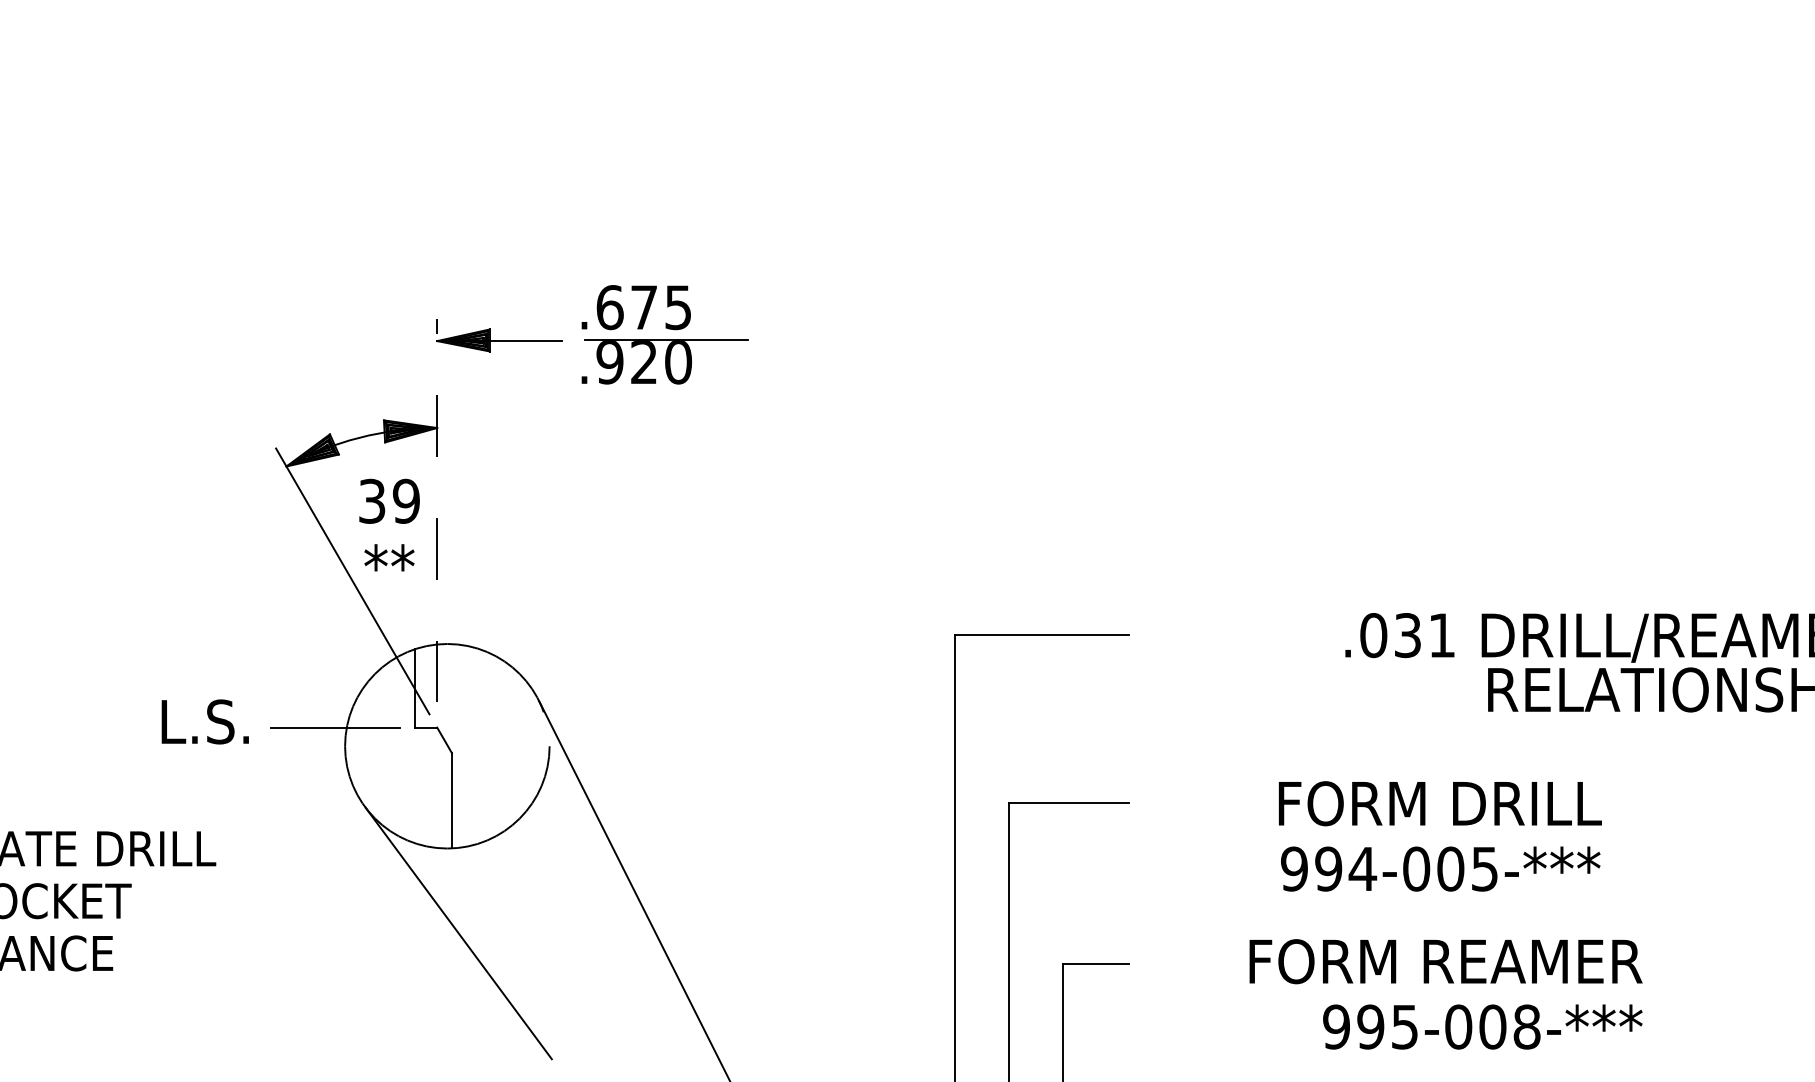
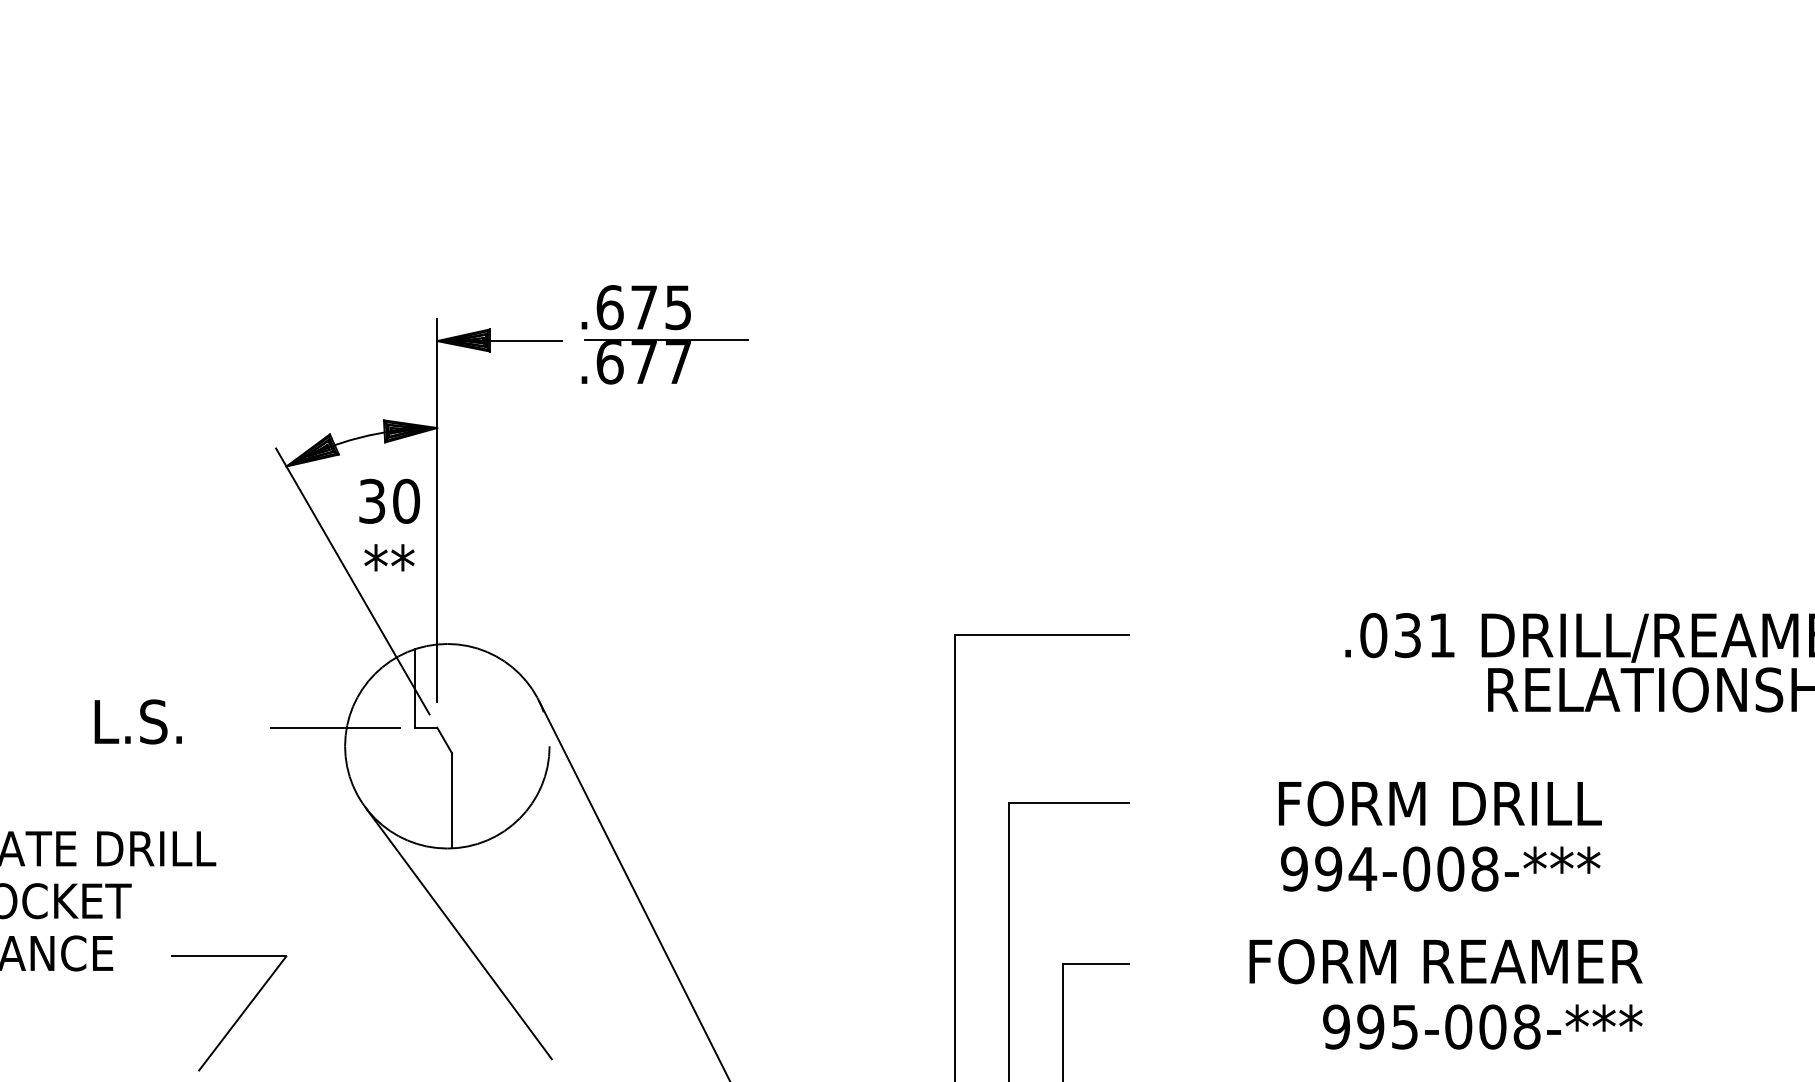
text: .920 -> .677 (644, 362)
text: 39^ -> 30^ (406, 501)
line: dashed -> solid (437, 510)
text position: (204, 721) -> (137, 721) (137, 721)
text: 994-005-*** -> 994-008-*** (1484, 868)
part: none -> present (236, 1019)
